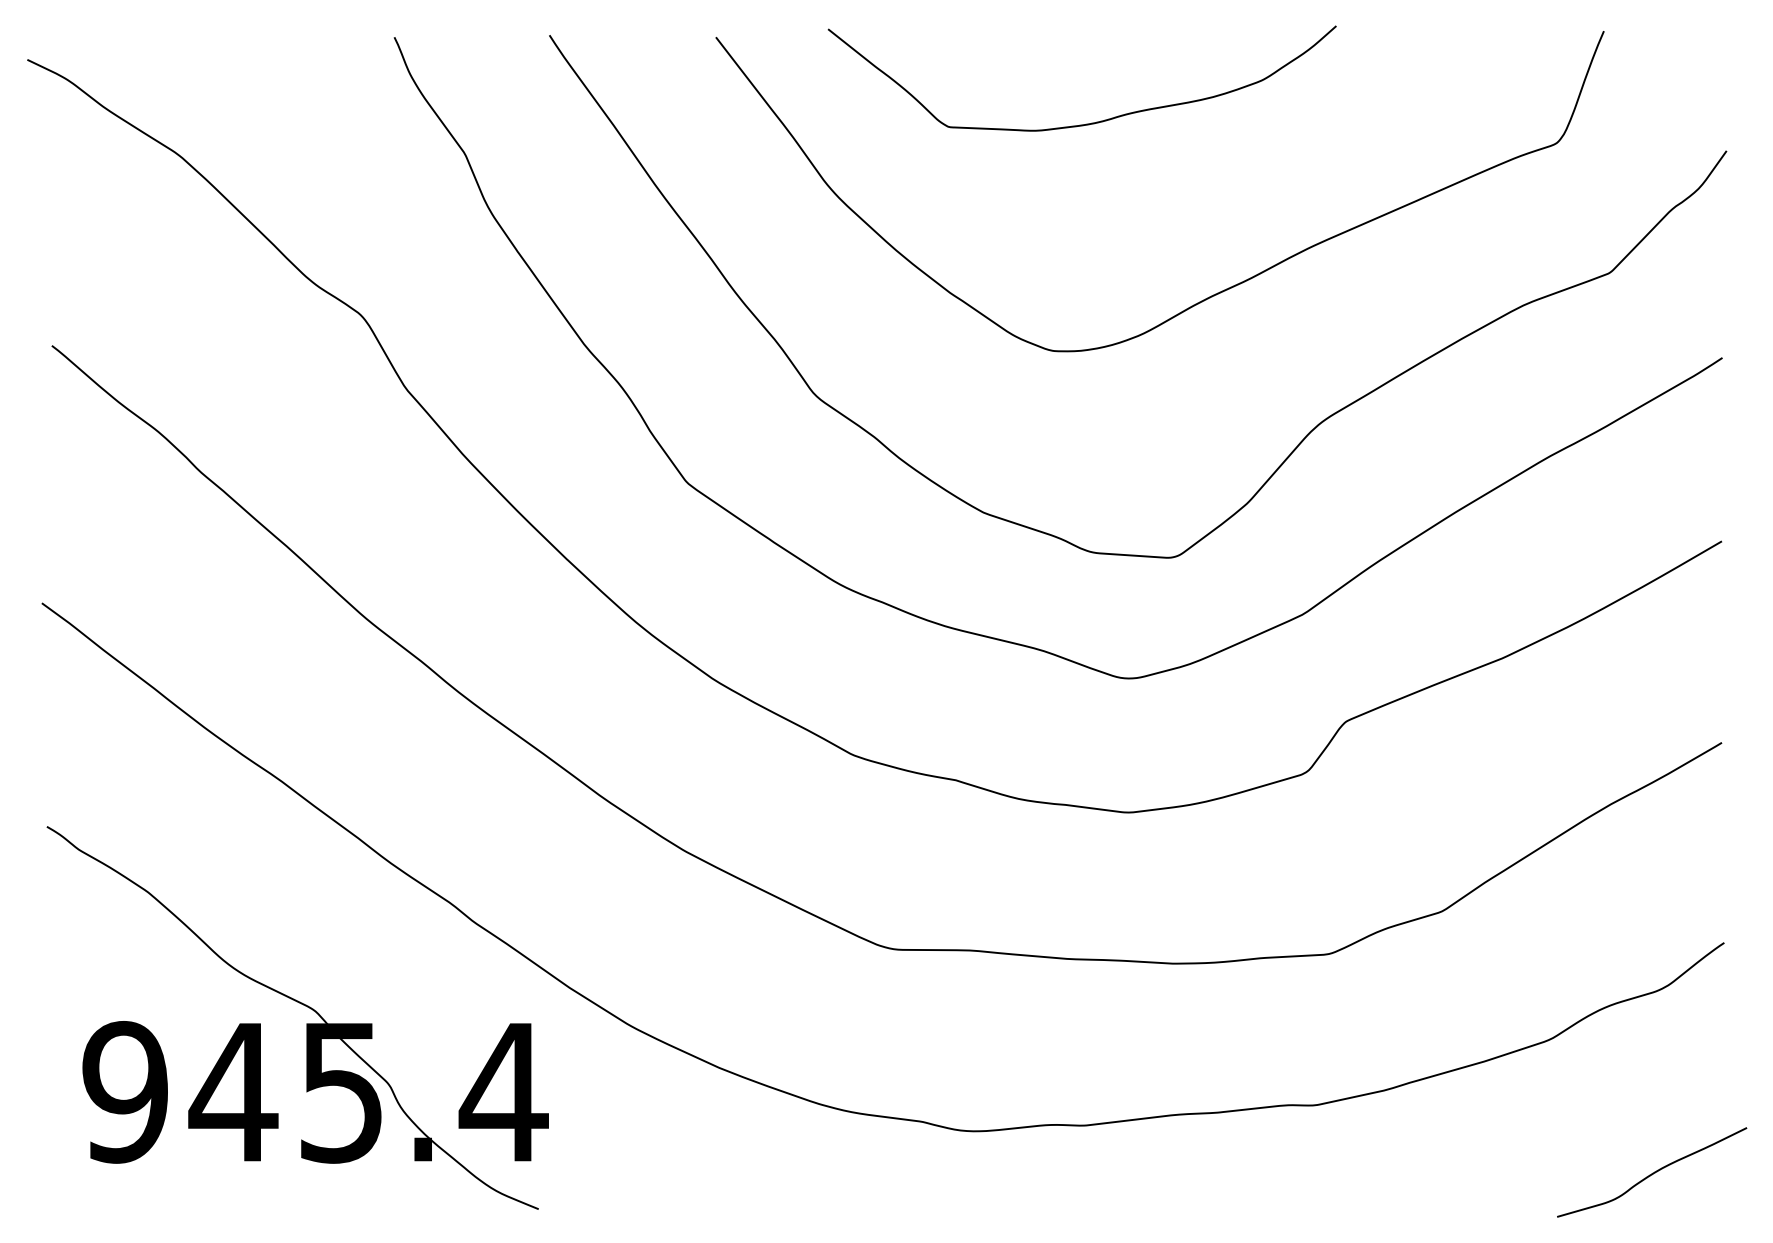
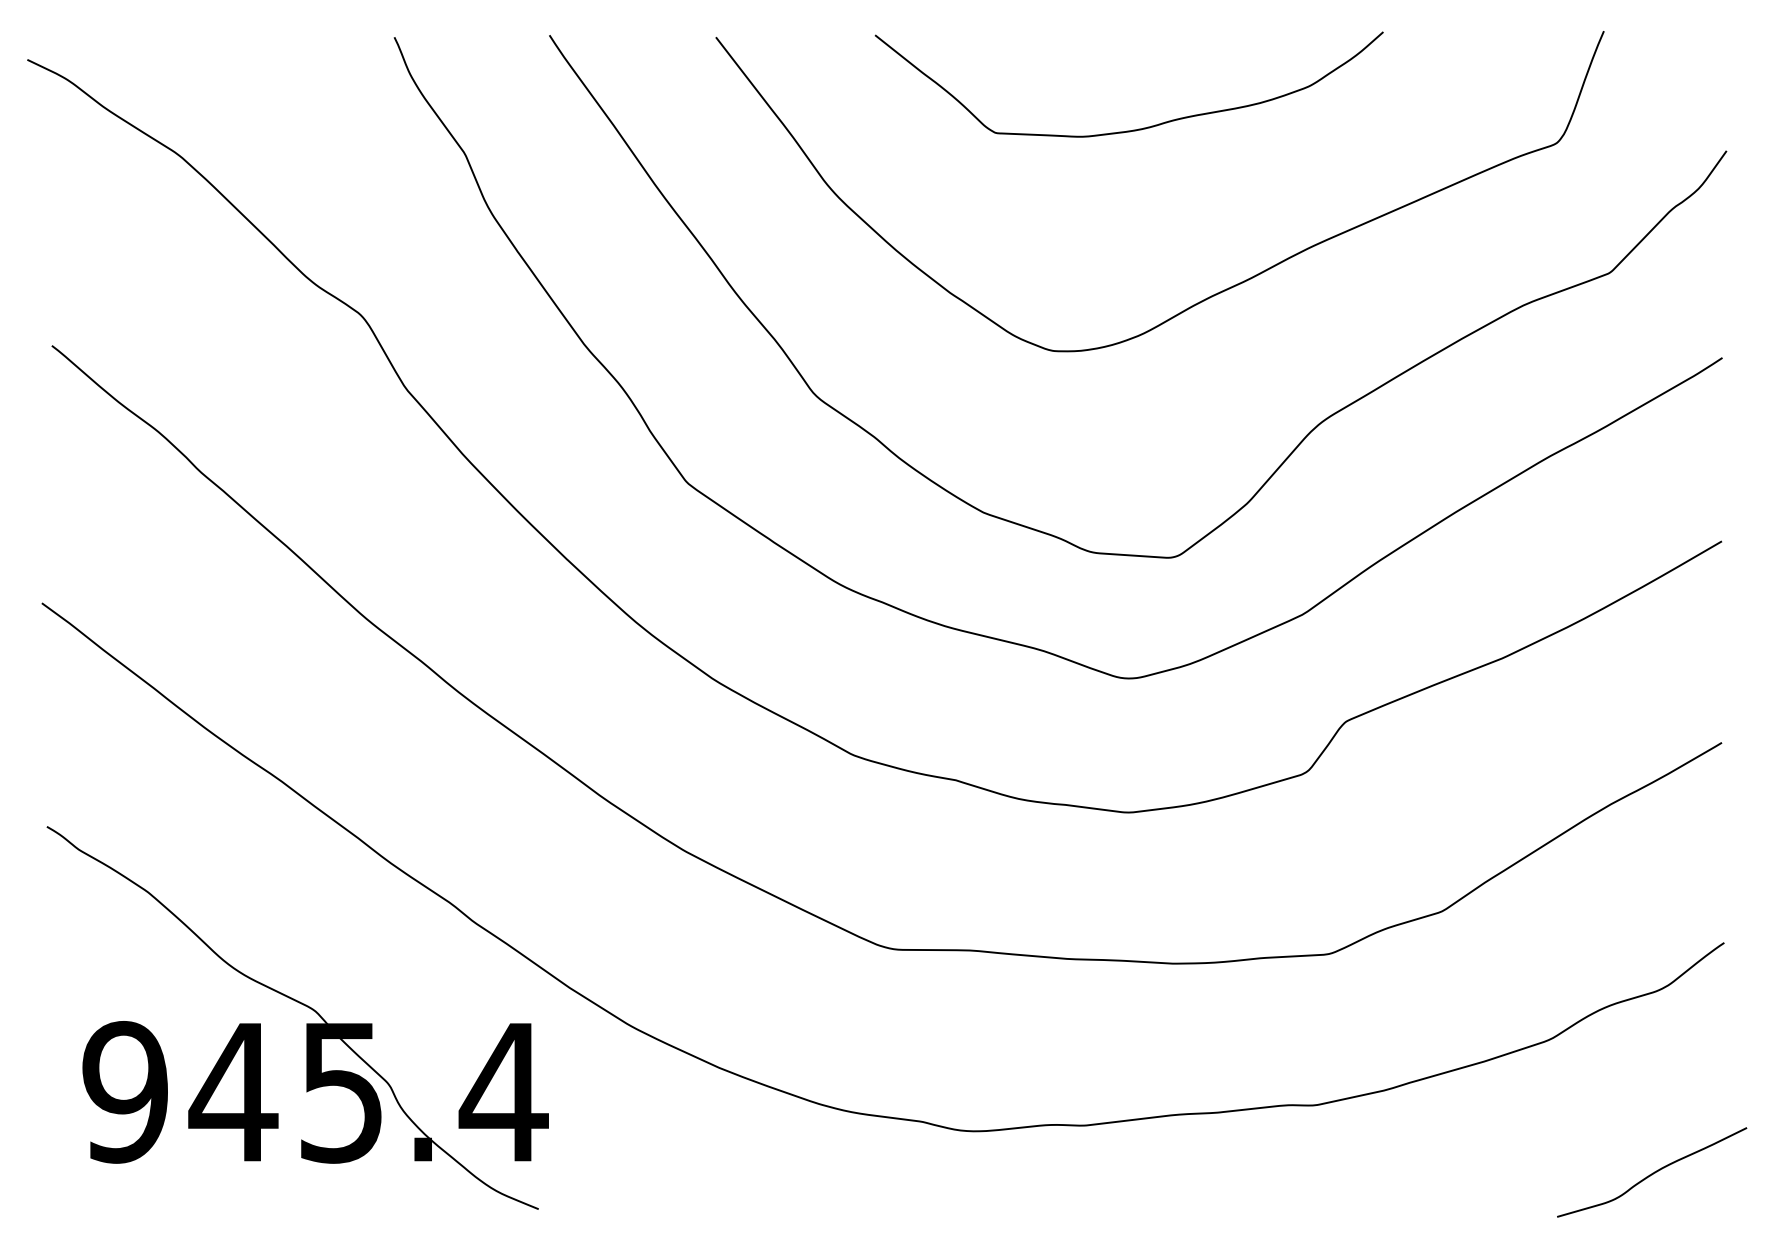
curve position: (1091, 122) -> (1138, 128) (1138, 128)
